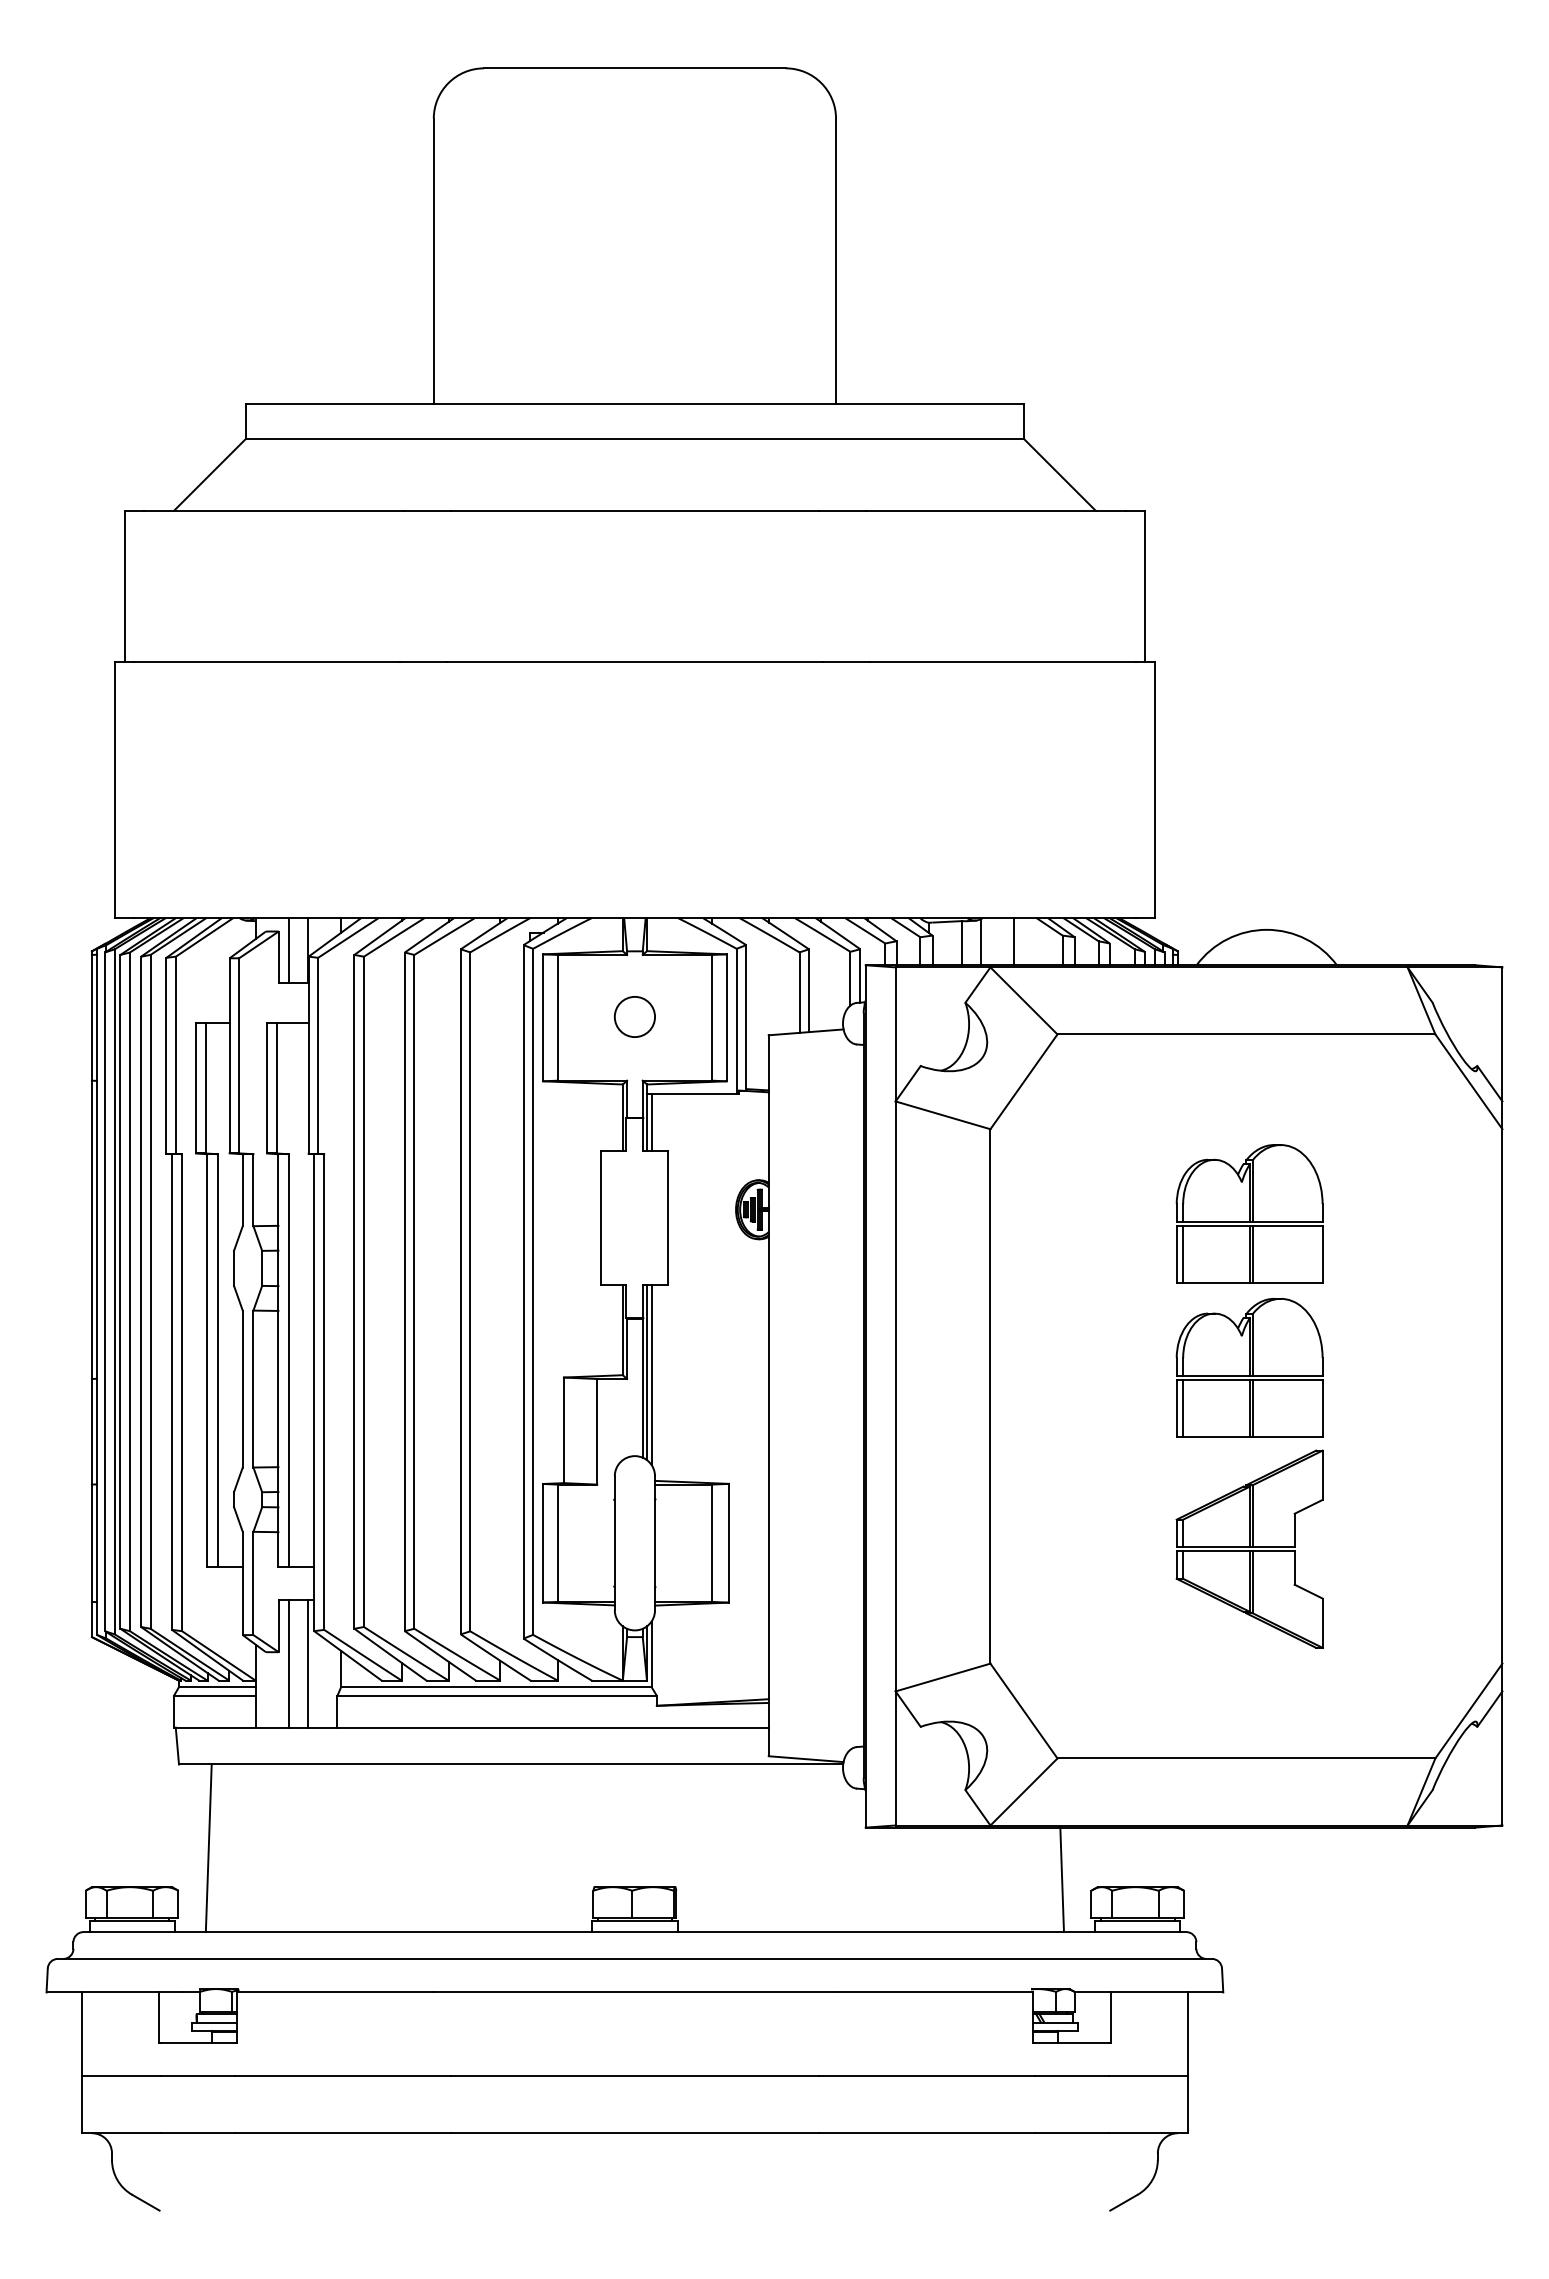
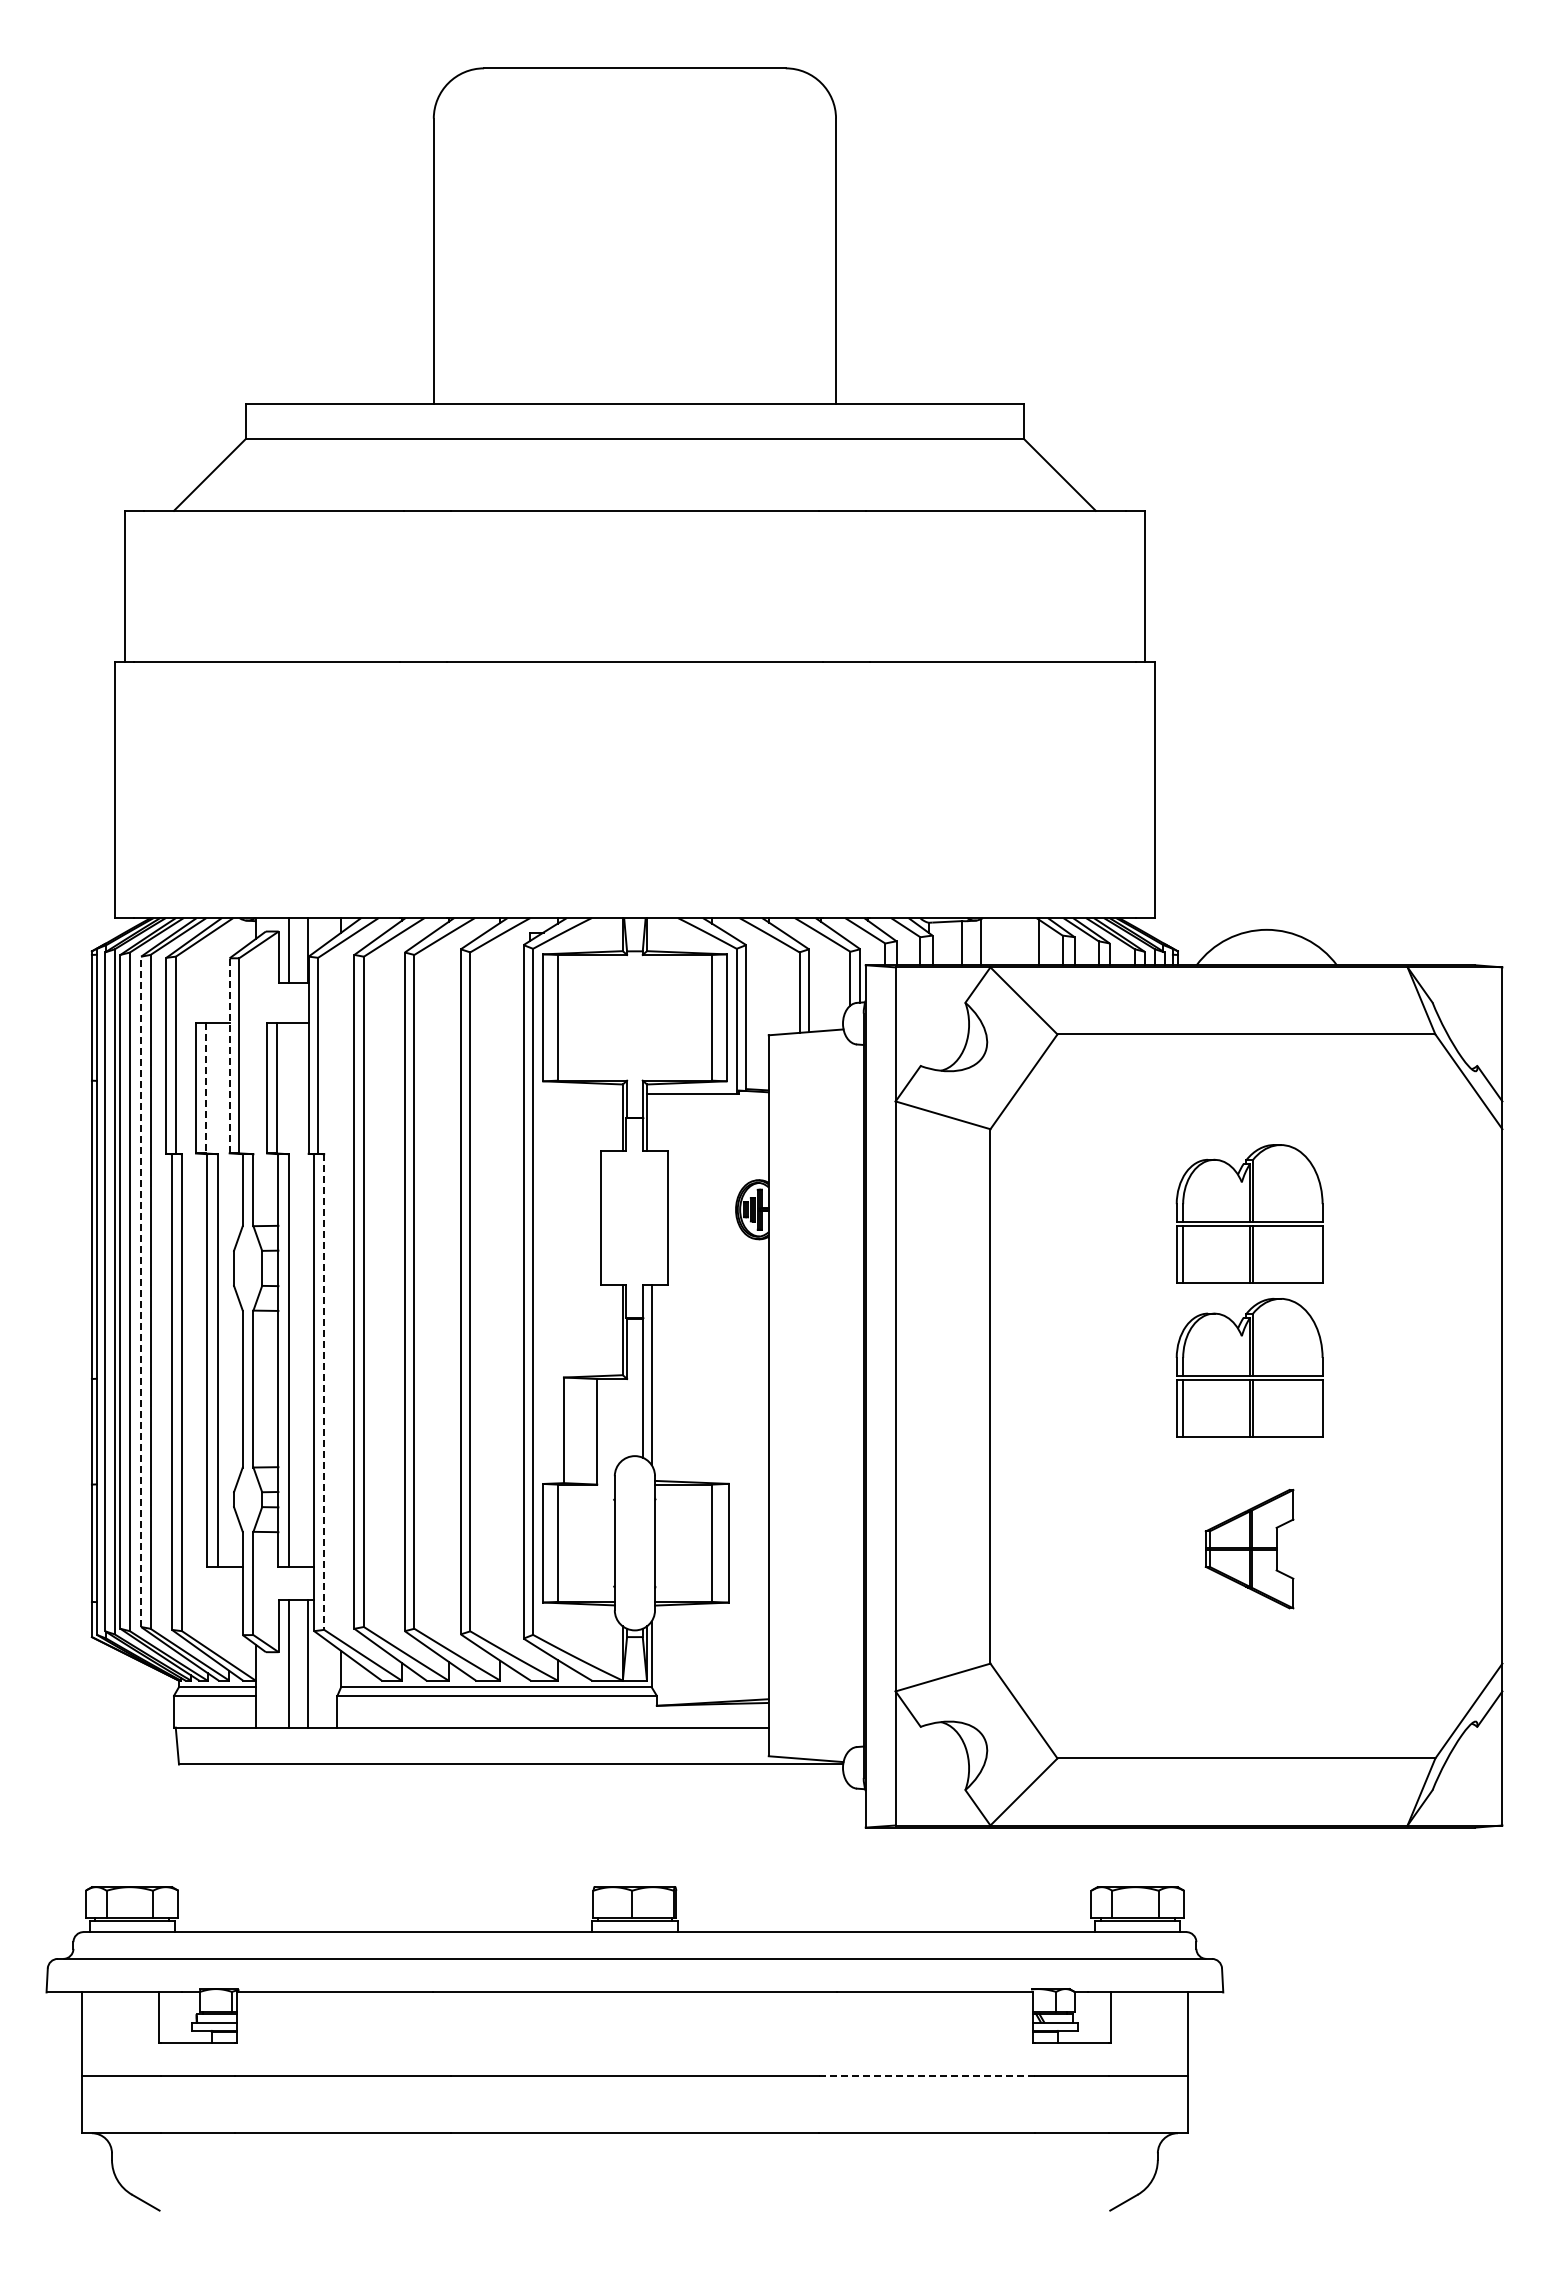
line position: (1014, 941) -> (1039, 941) (1039, 941)
circle: present -> none (634, 1016)
line: solid -> dashed (229, 1055)
line: solid -> dashed (205, 1088)
line: present -> none (651, 1122)
line: solid -> dashed (141, 1291)
line: present -> none (647, 1372)
line: solid -> dashed (324, 1392)
part size: 149x200 px -> 91x121 px (1249, 1549)
line: present -> none (208, 1848)
line: present -> none (1061, 1879)
line: solid -> dashed (926, 2076)
